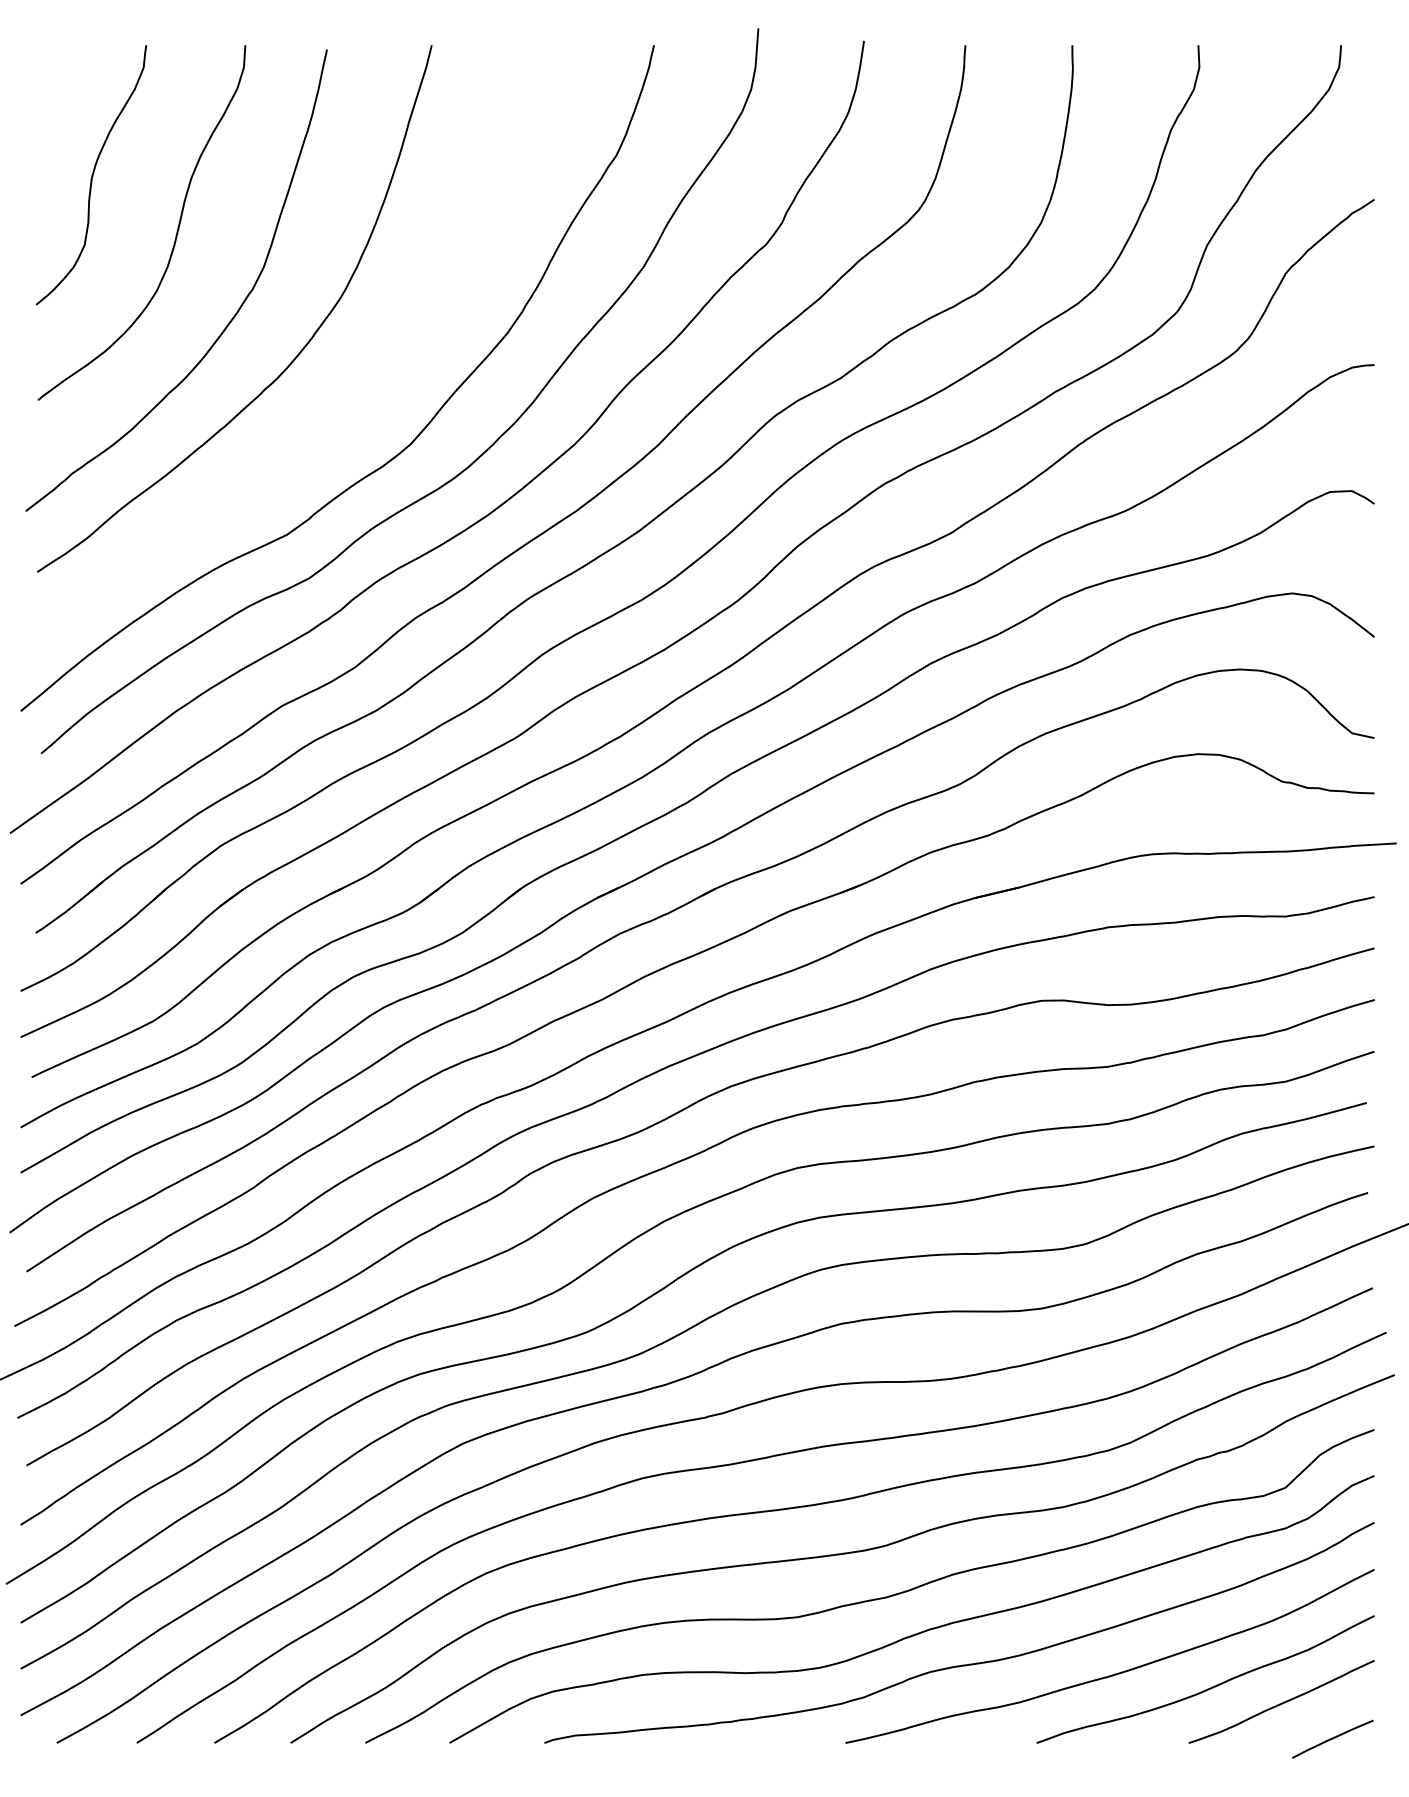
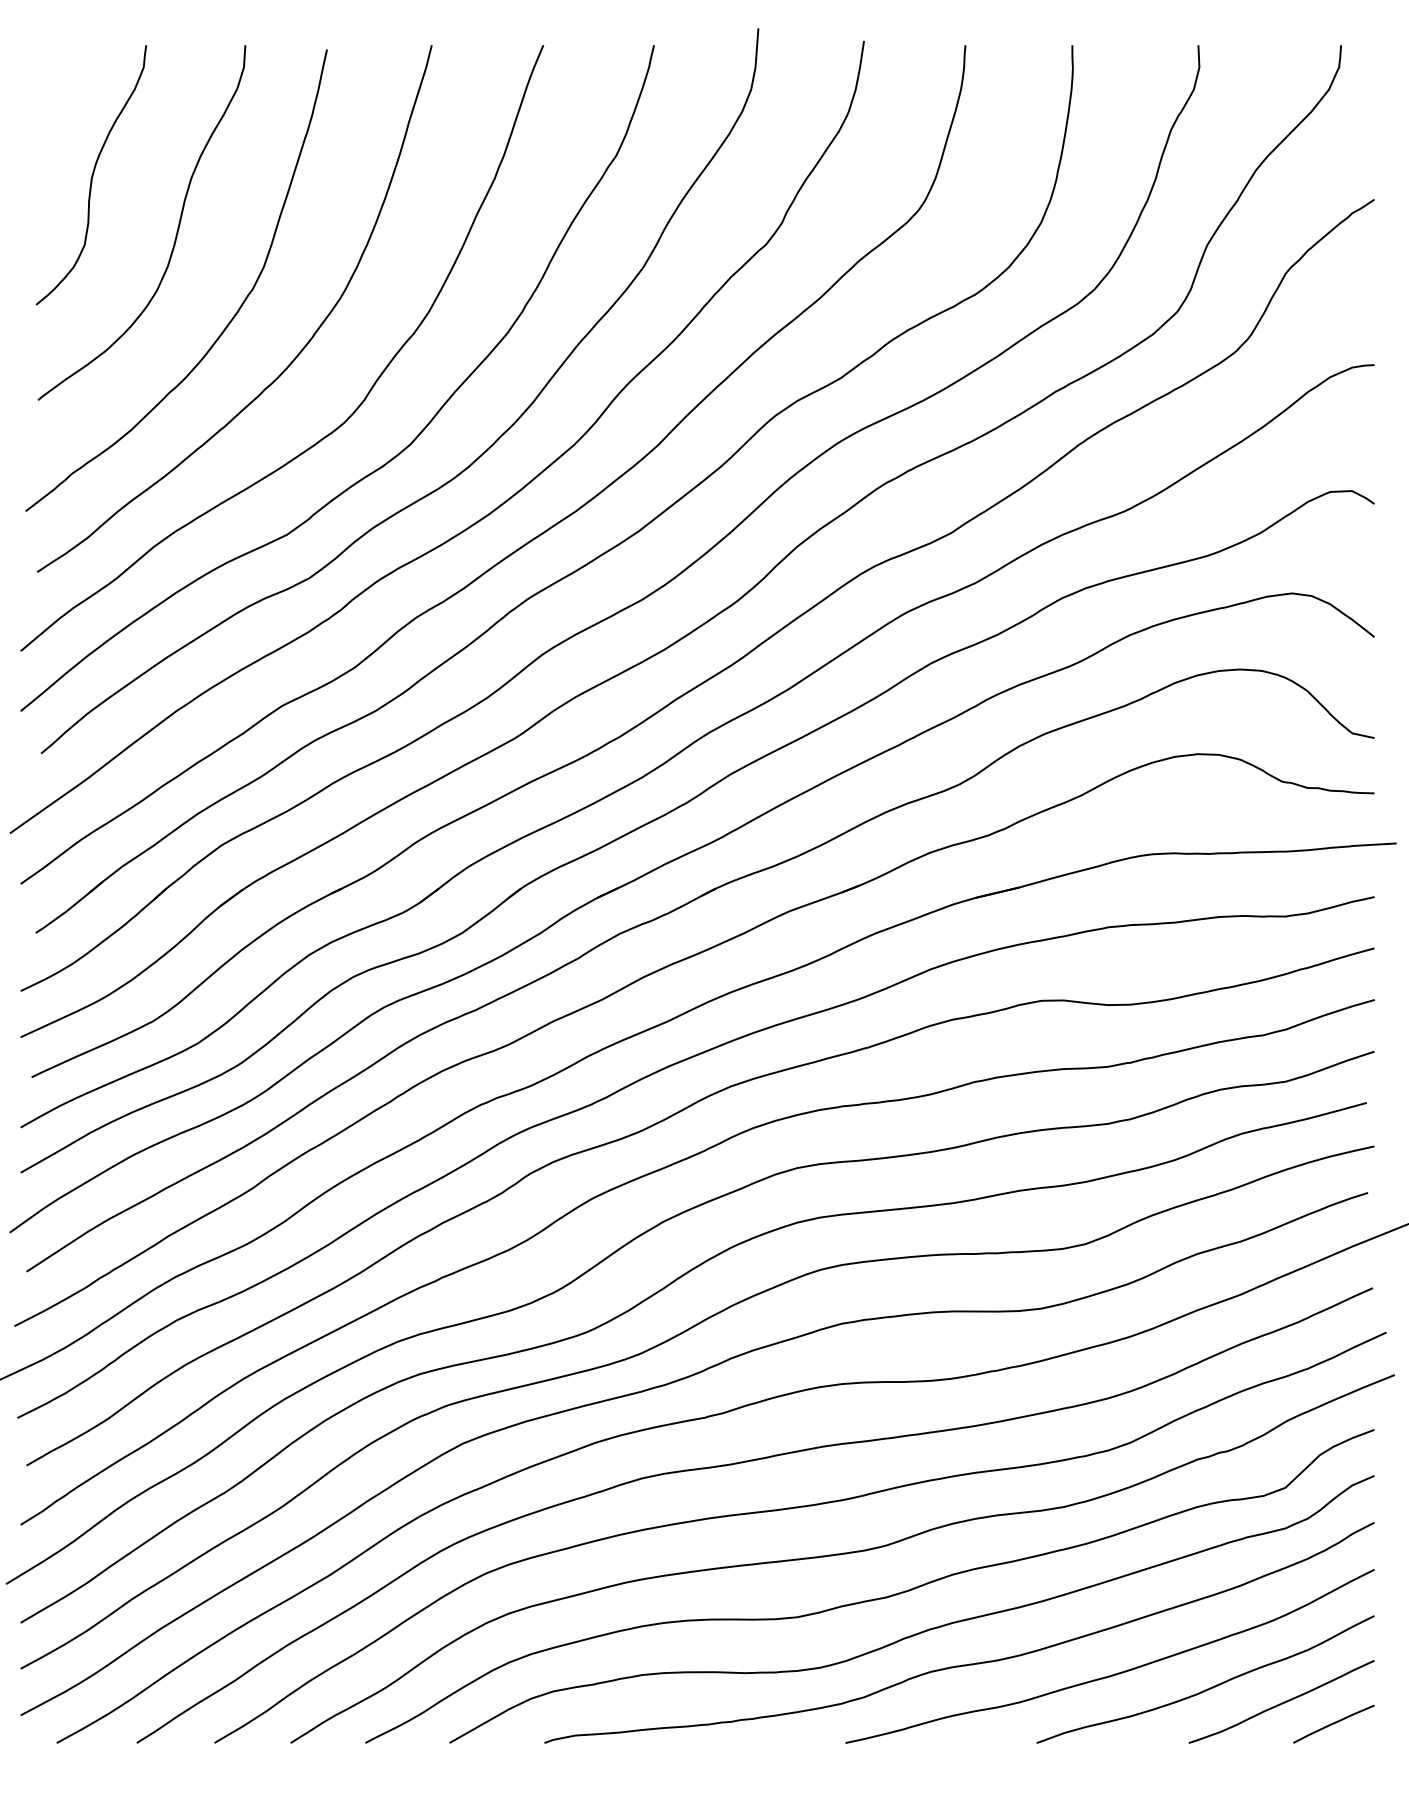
curve: none -> present (349, 415)
line position: (1332, 1738) -> (1333, 1723) (1333, 1723)
